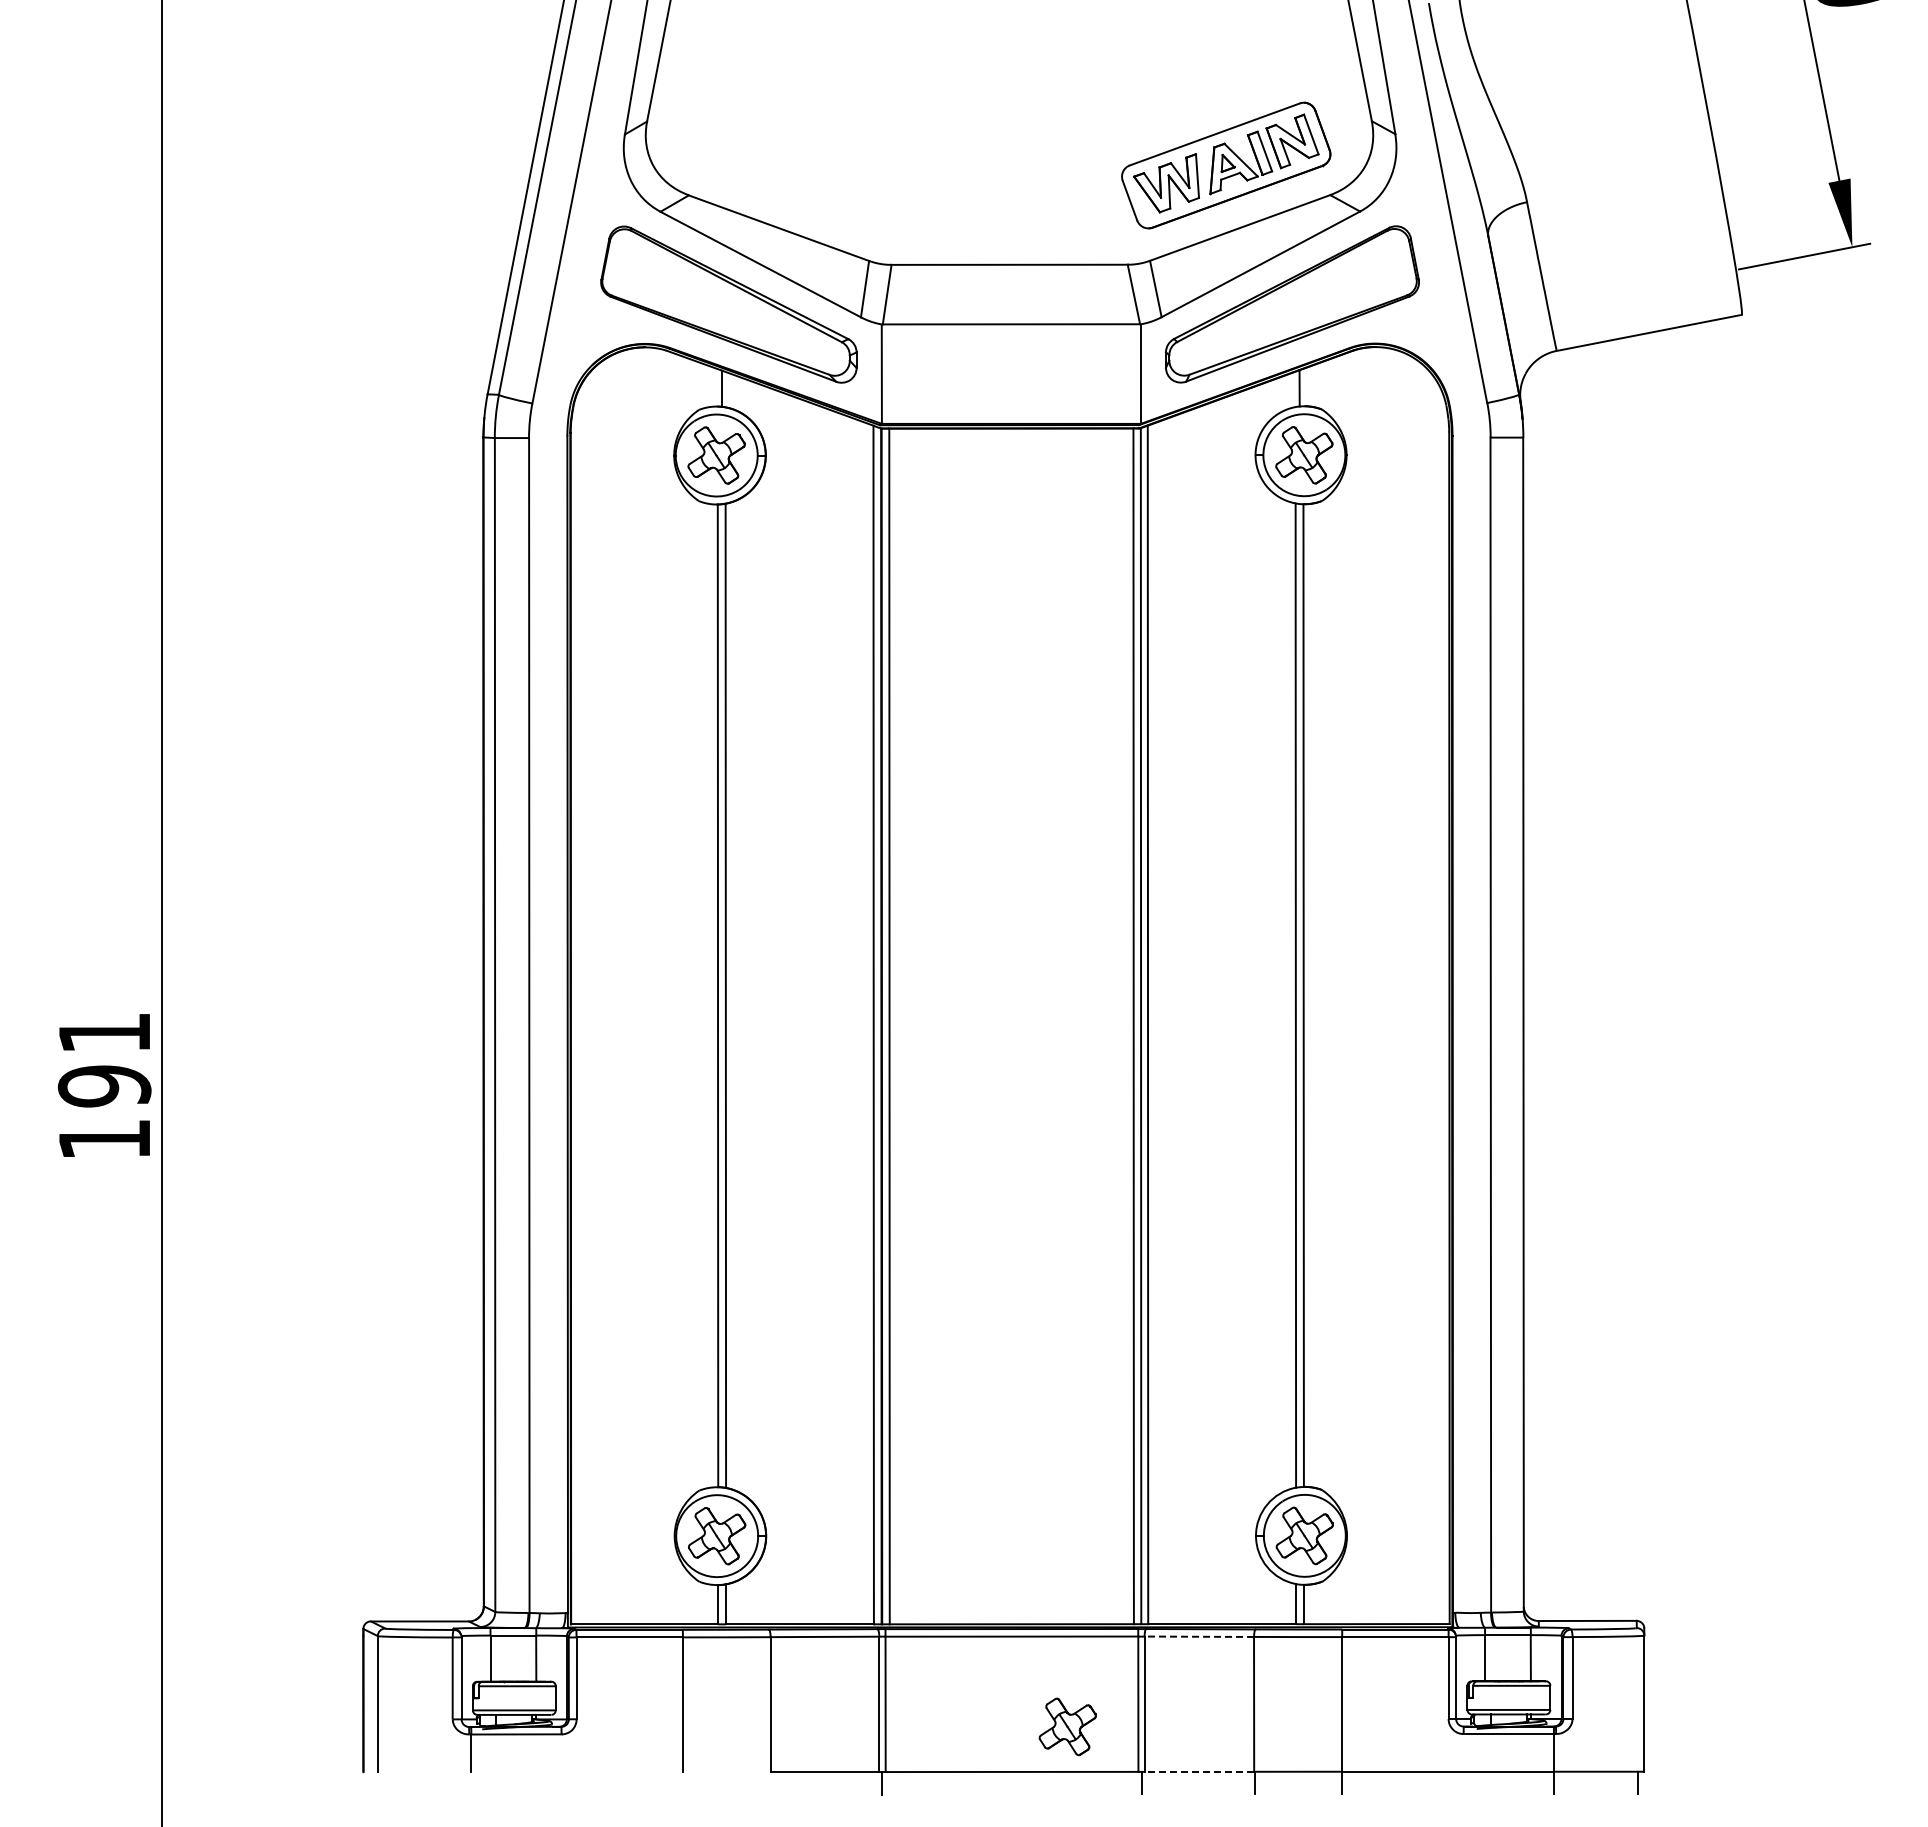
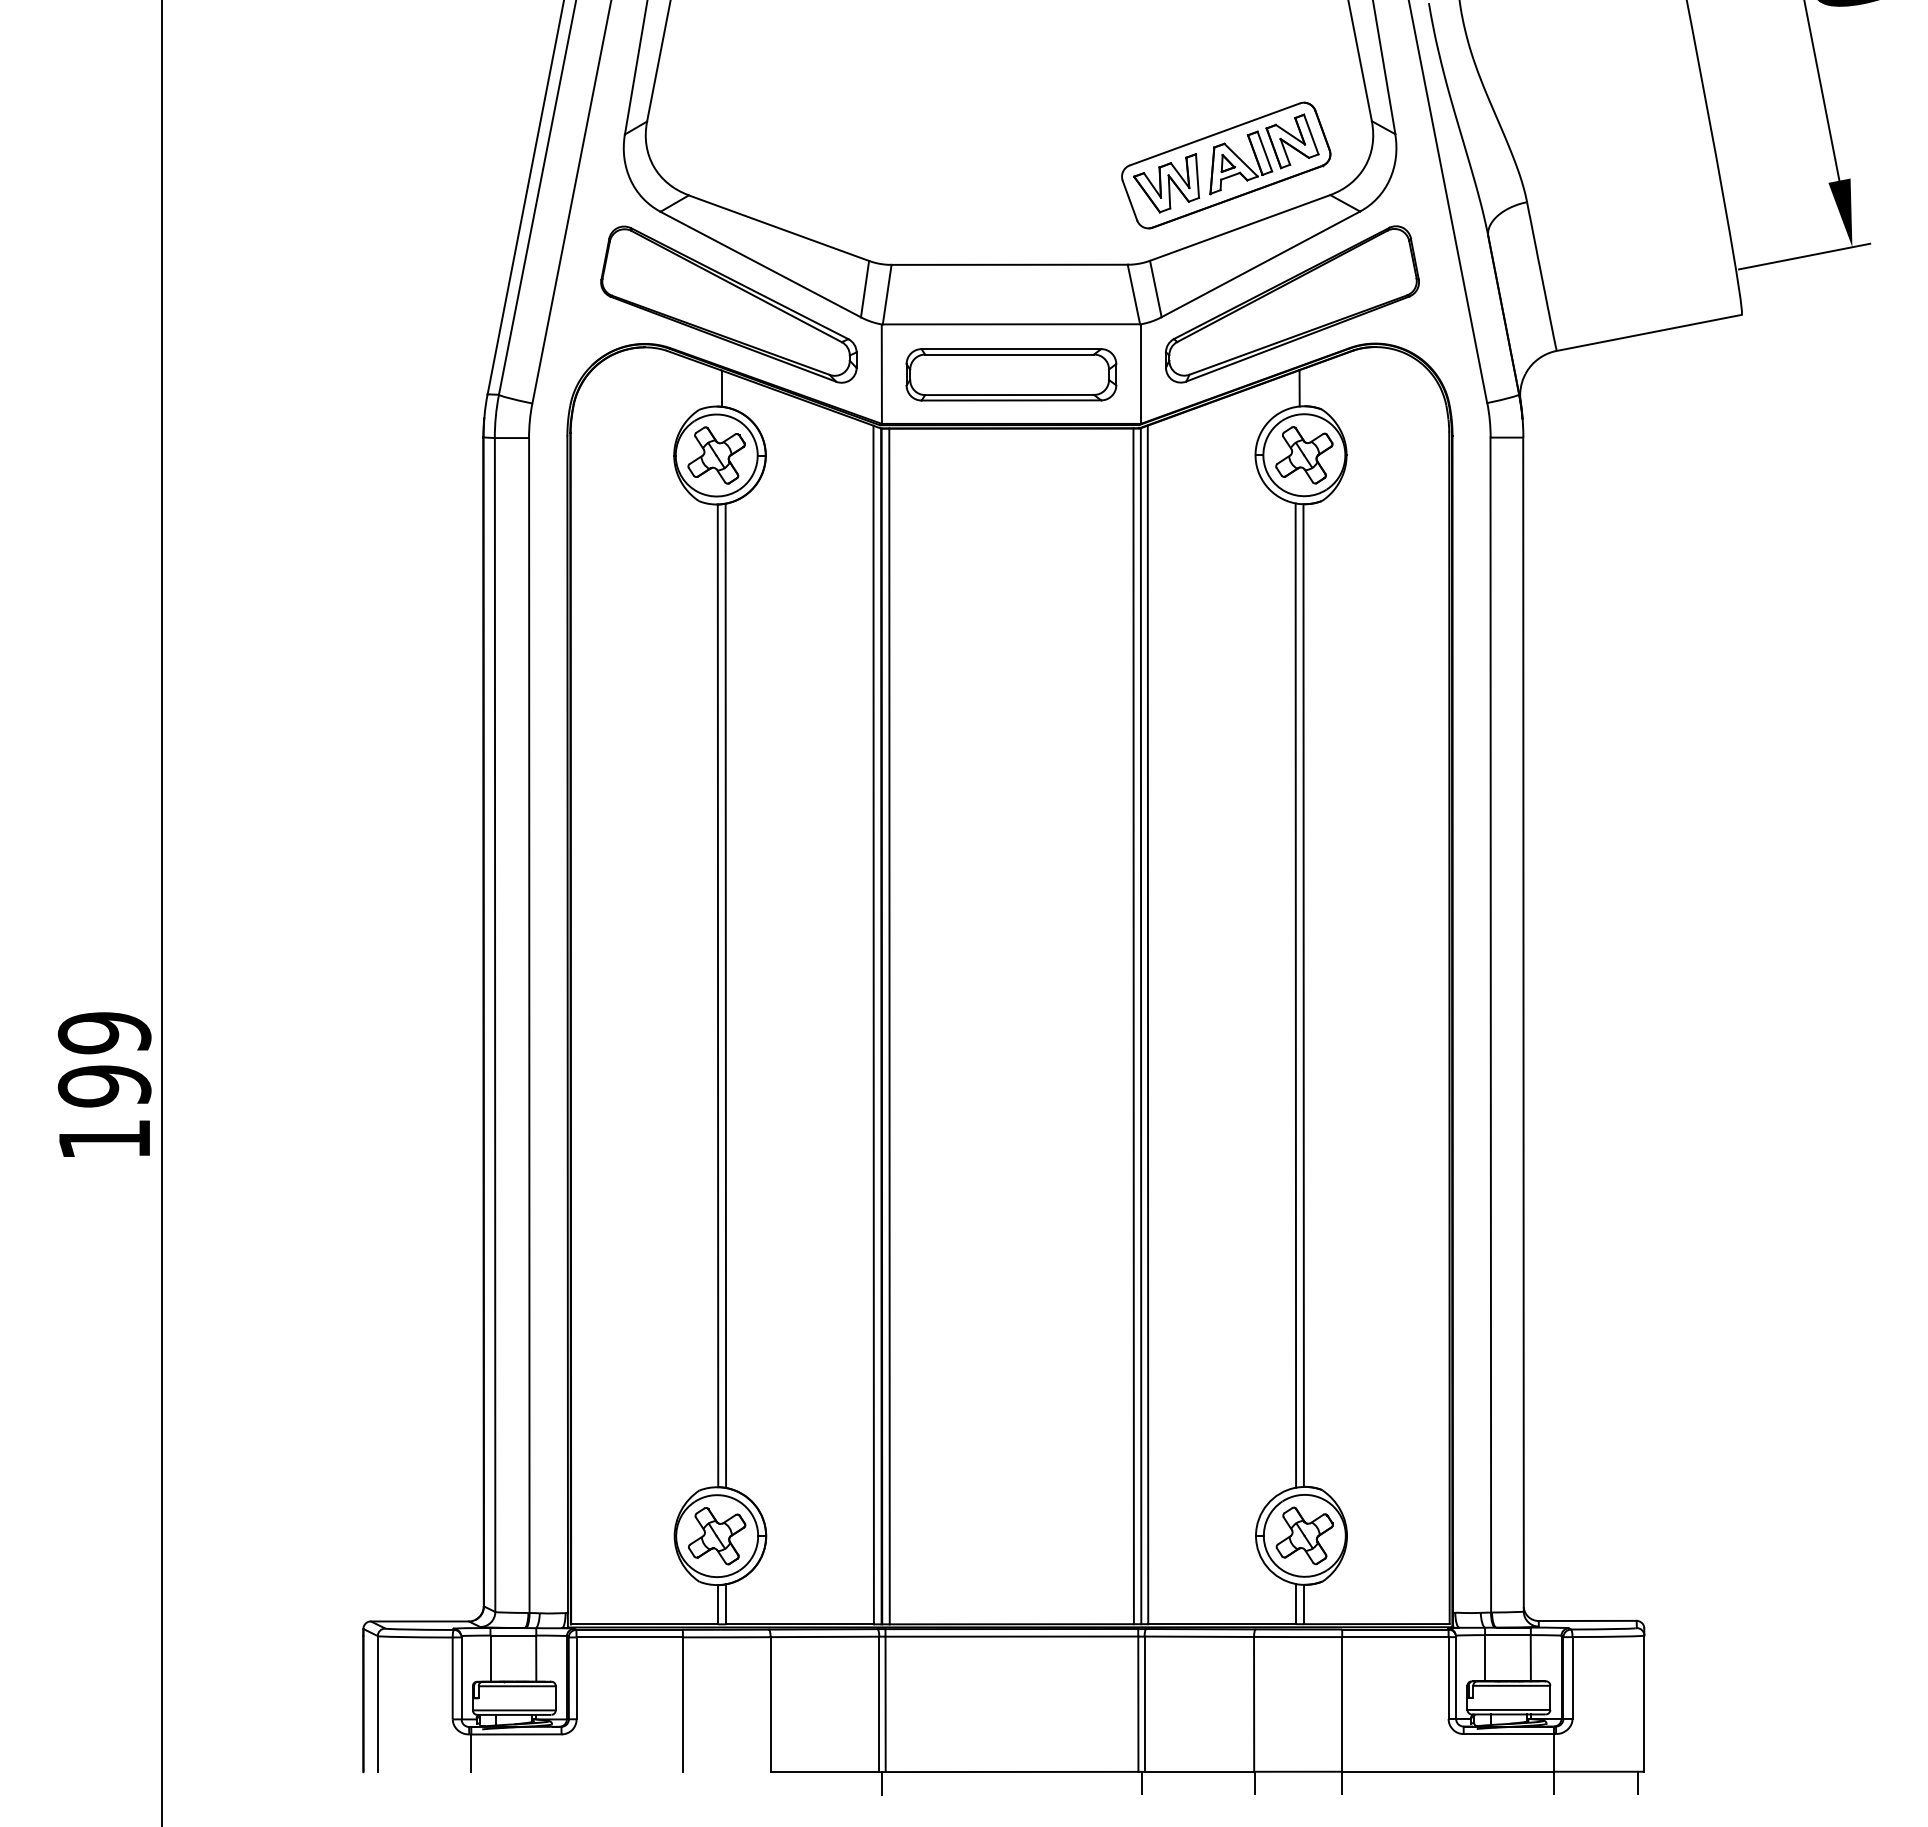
part: none -> present (1011, 374)
text: 191 -> 199 (104, 1033)
line: dashed -> solid (1199, 1636)
part: present -> none (1067, 1726)
line: dashed -> solid (1199, 1771)
